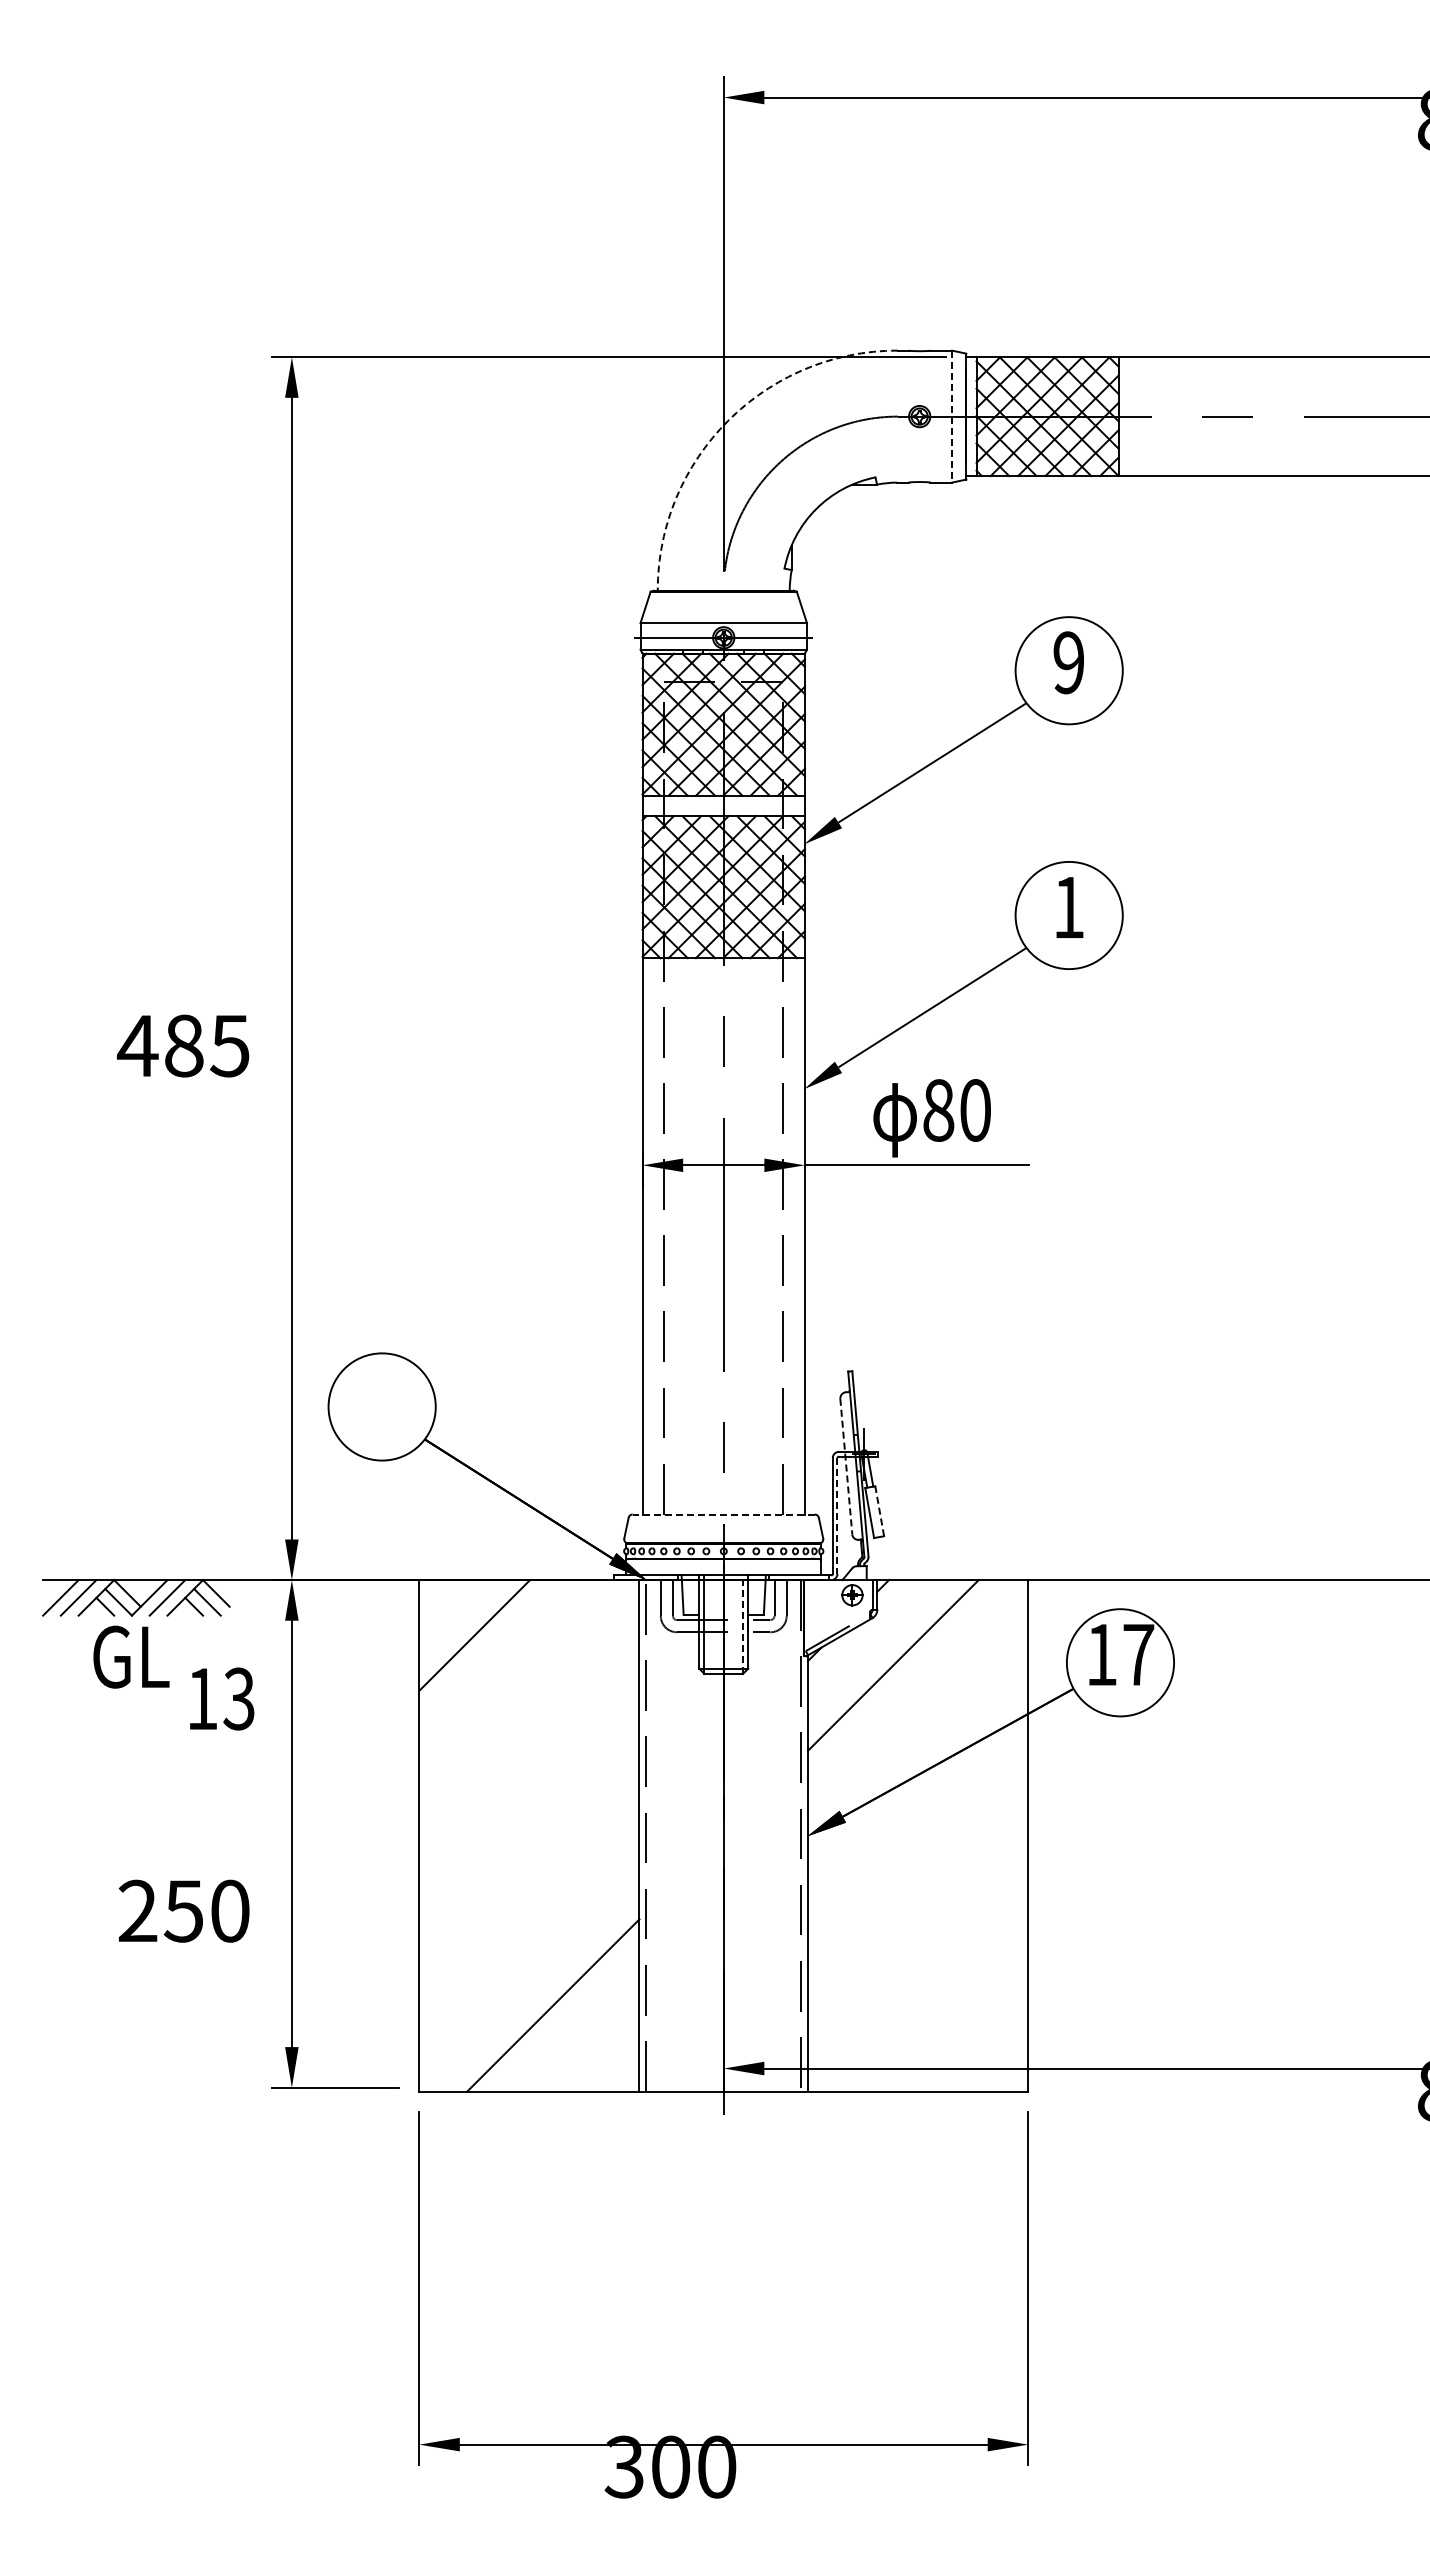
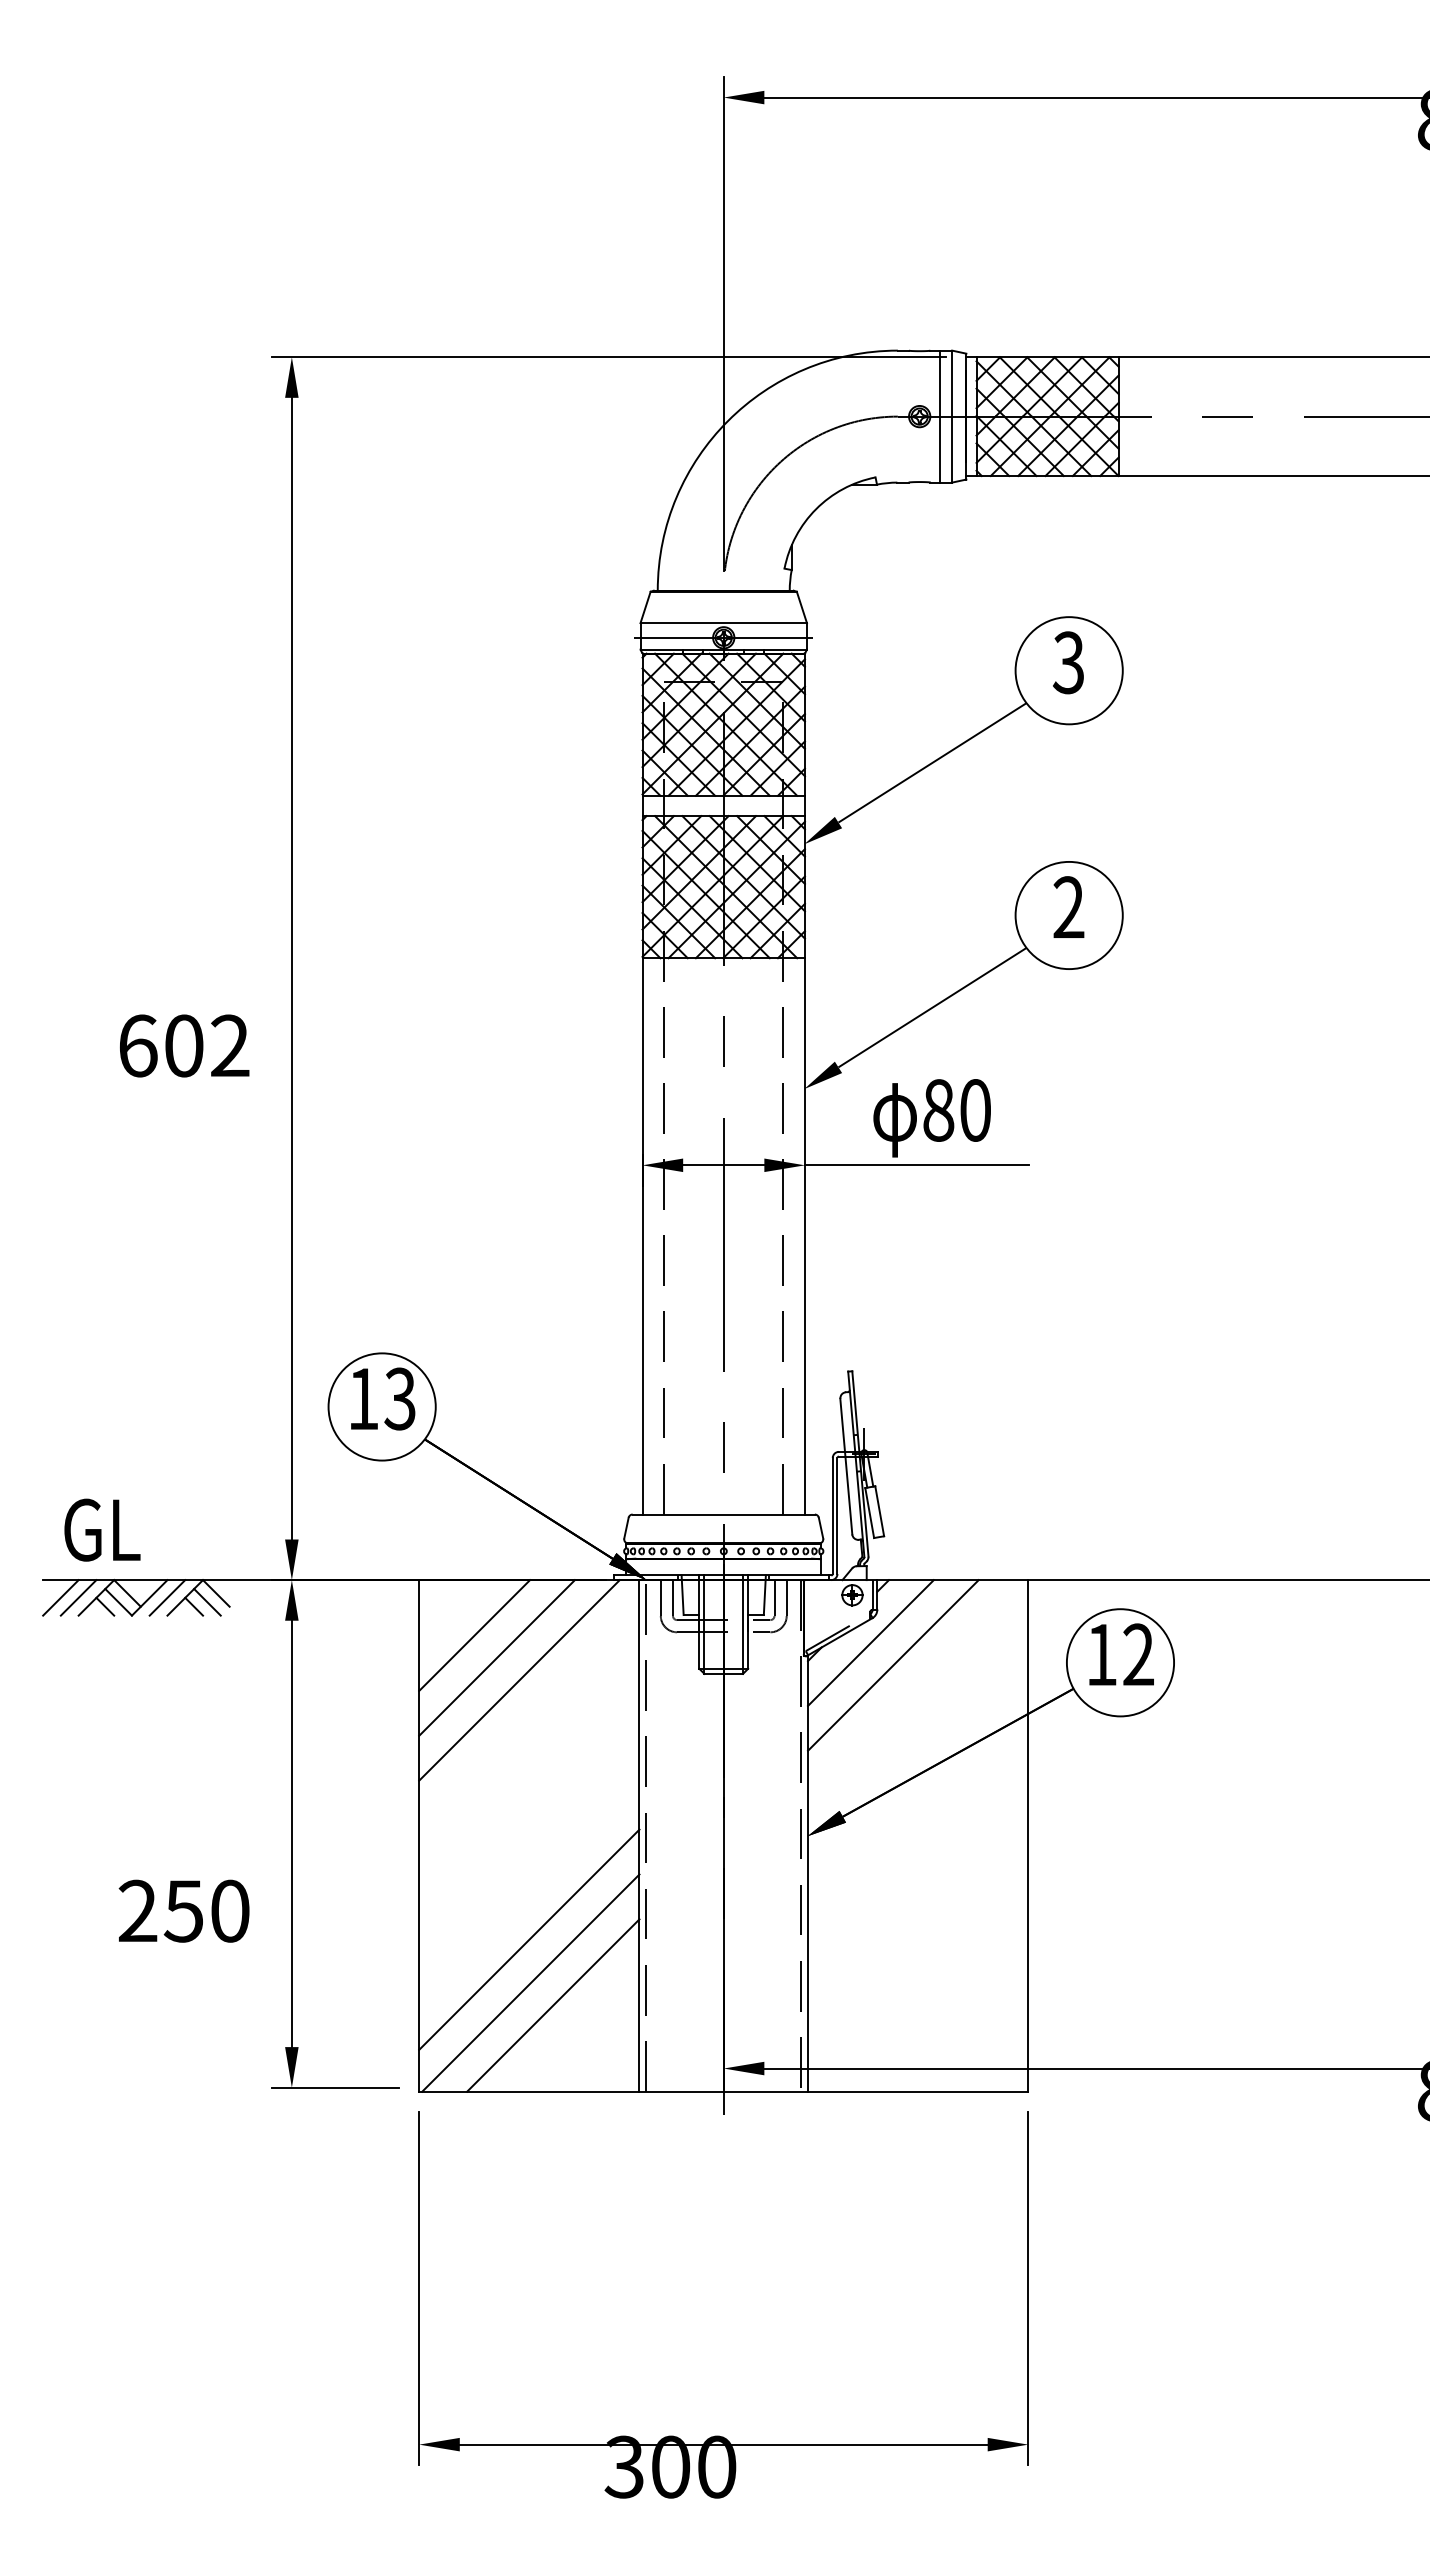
line: none -> present (939, 416)
line: dashed -> solid (952, 416)
arc: dashed -> solid (728, 420)
text: 9 -> 3 (1068, 662)
text: 1 -> 2 (1068, 906)
text: 485 -> 602 (182, 1045)
line: dashed -> solid (846, 1467)
line: dashed -> solid (879, 1510)
line: dashed -> solid (723, 1514)
line: dashed -> solid (837, 1516)
line: dashed -> solid (743, 1624)
line: none -> present (870, 1642)
text: 17 -> 12 (1138, 1654)
text position: (131, 1656) -> (102, 1529) (102, 1529)
line: none -> present (496, 1657)
line: none -> present (519, 1680)
text position: (222, 1698) -> (383, 1398) (383, 1398)
line: none -> present (529, 1939)
line: none -> present (530, 1982)
